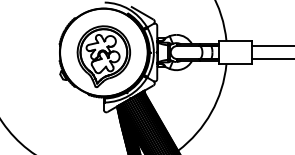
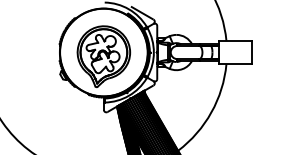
line: present -> none (270, 45)
line: present -> none (270, 59)
